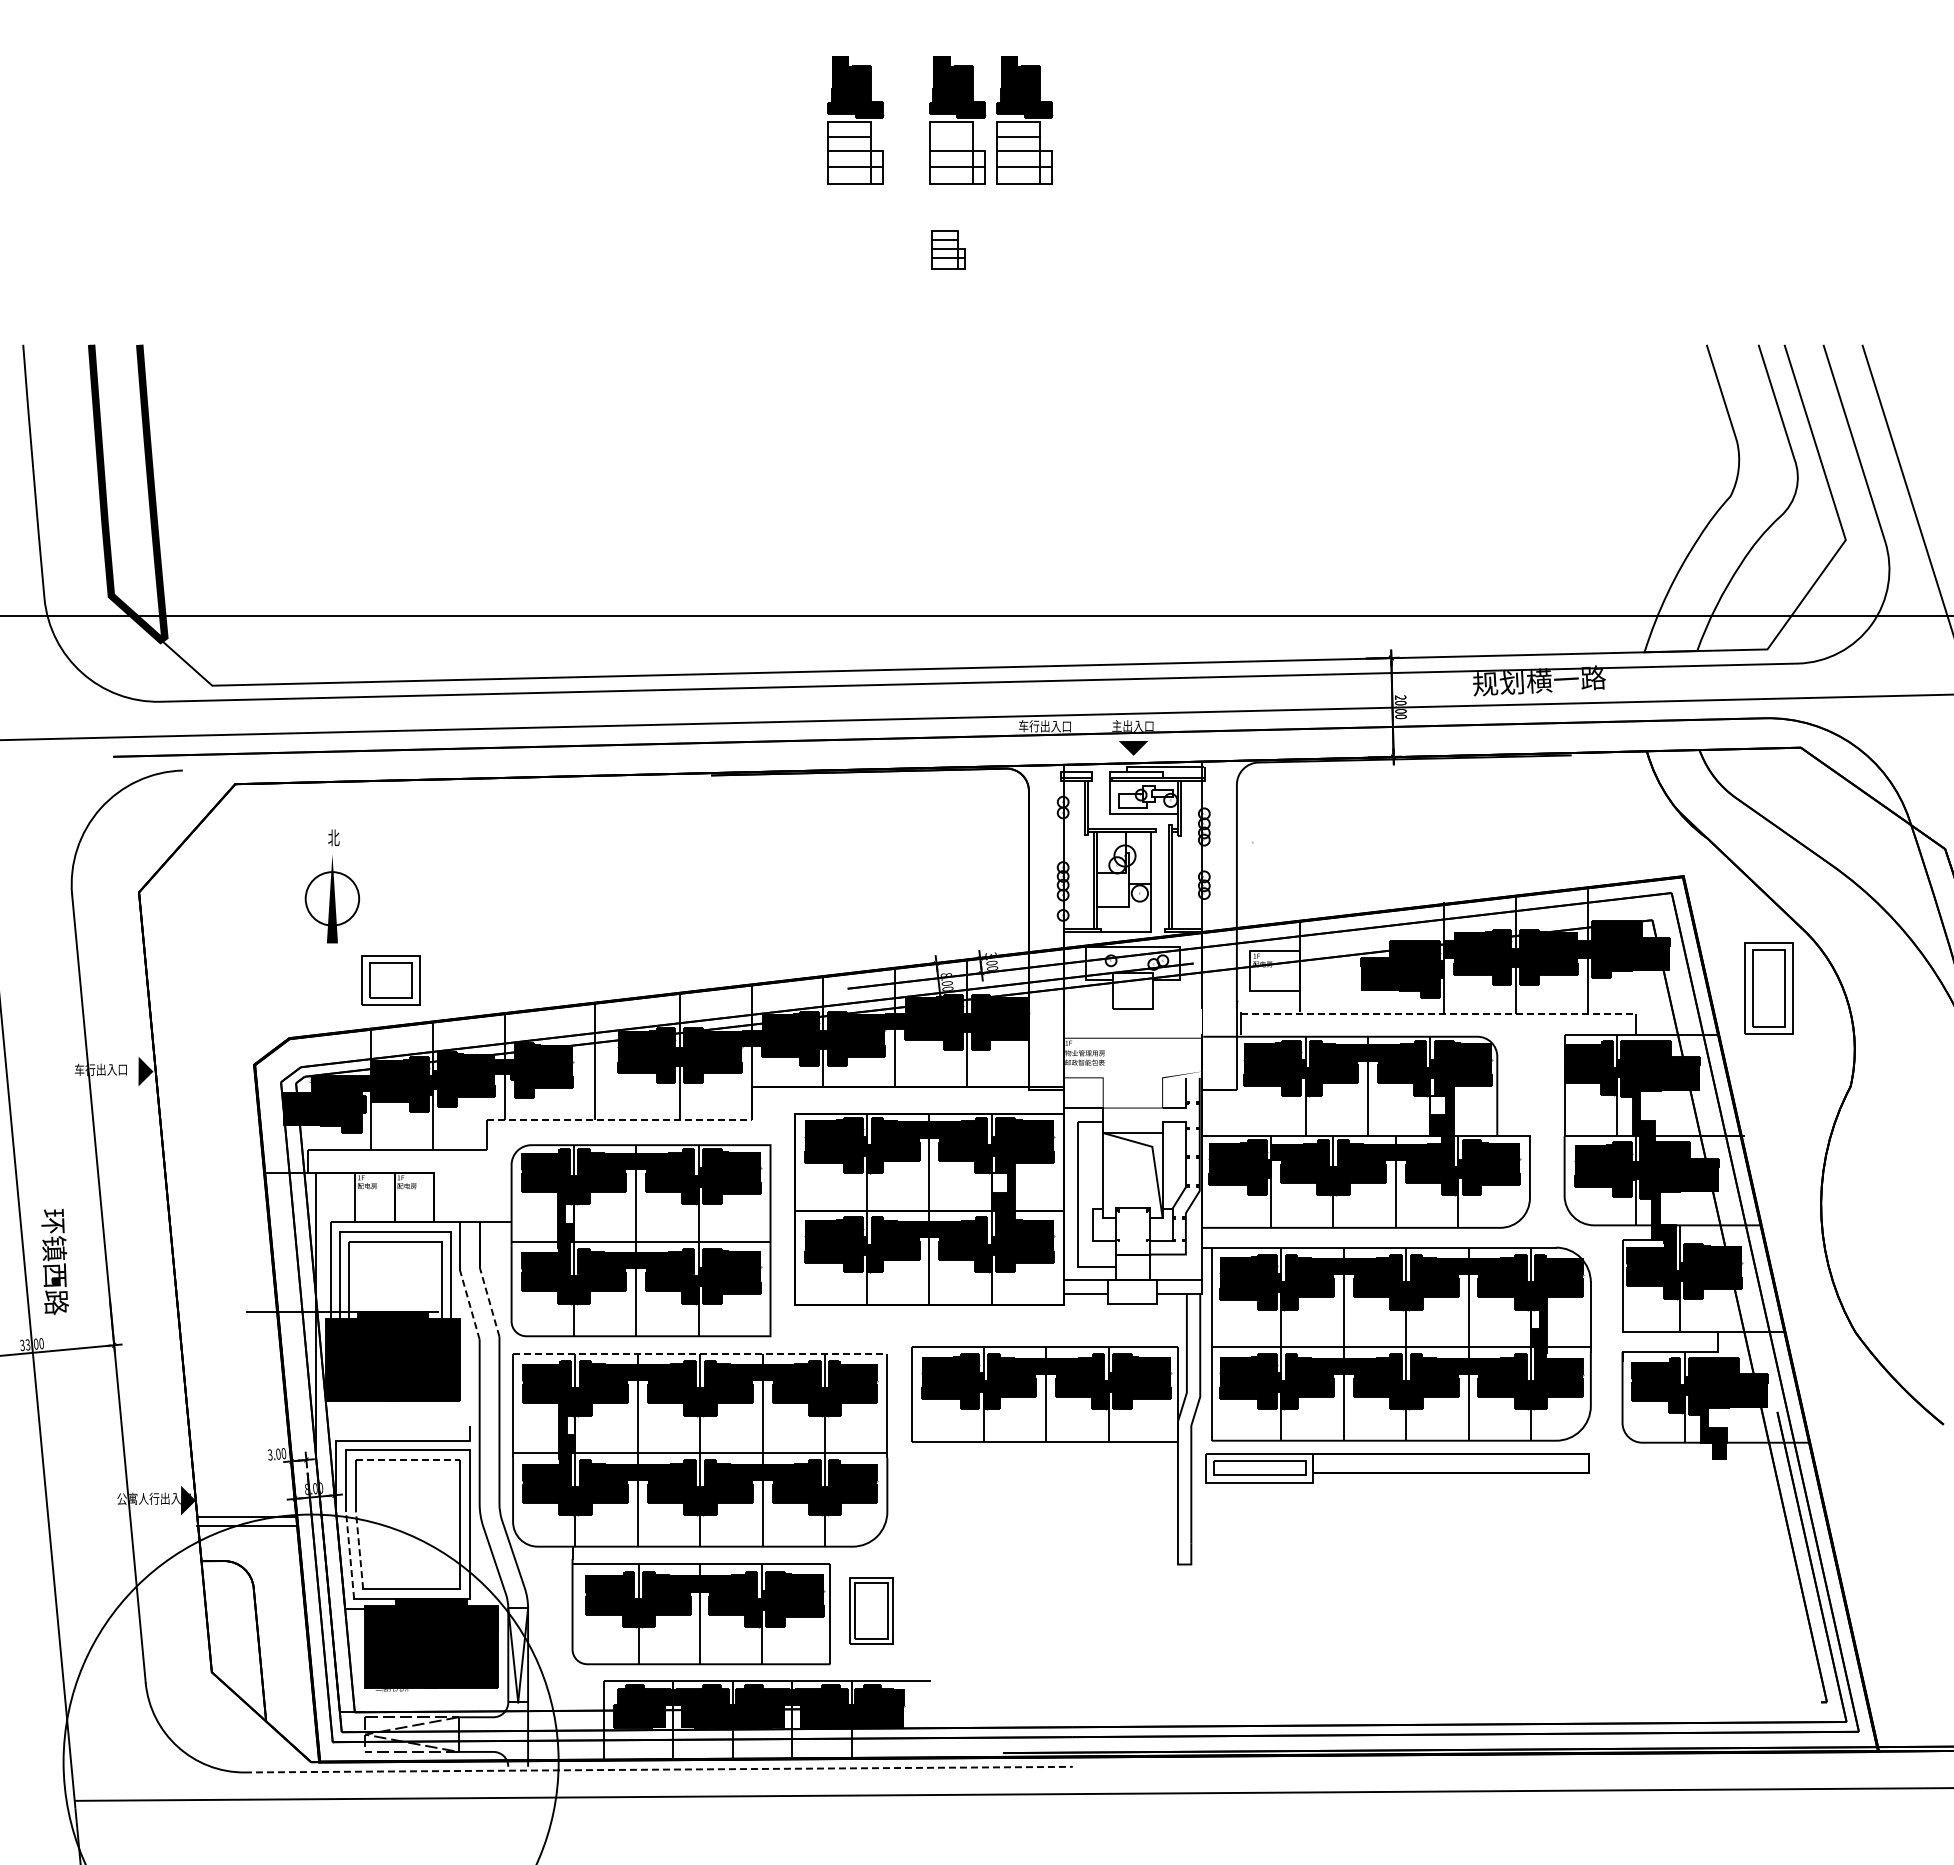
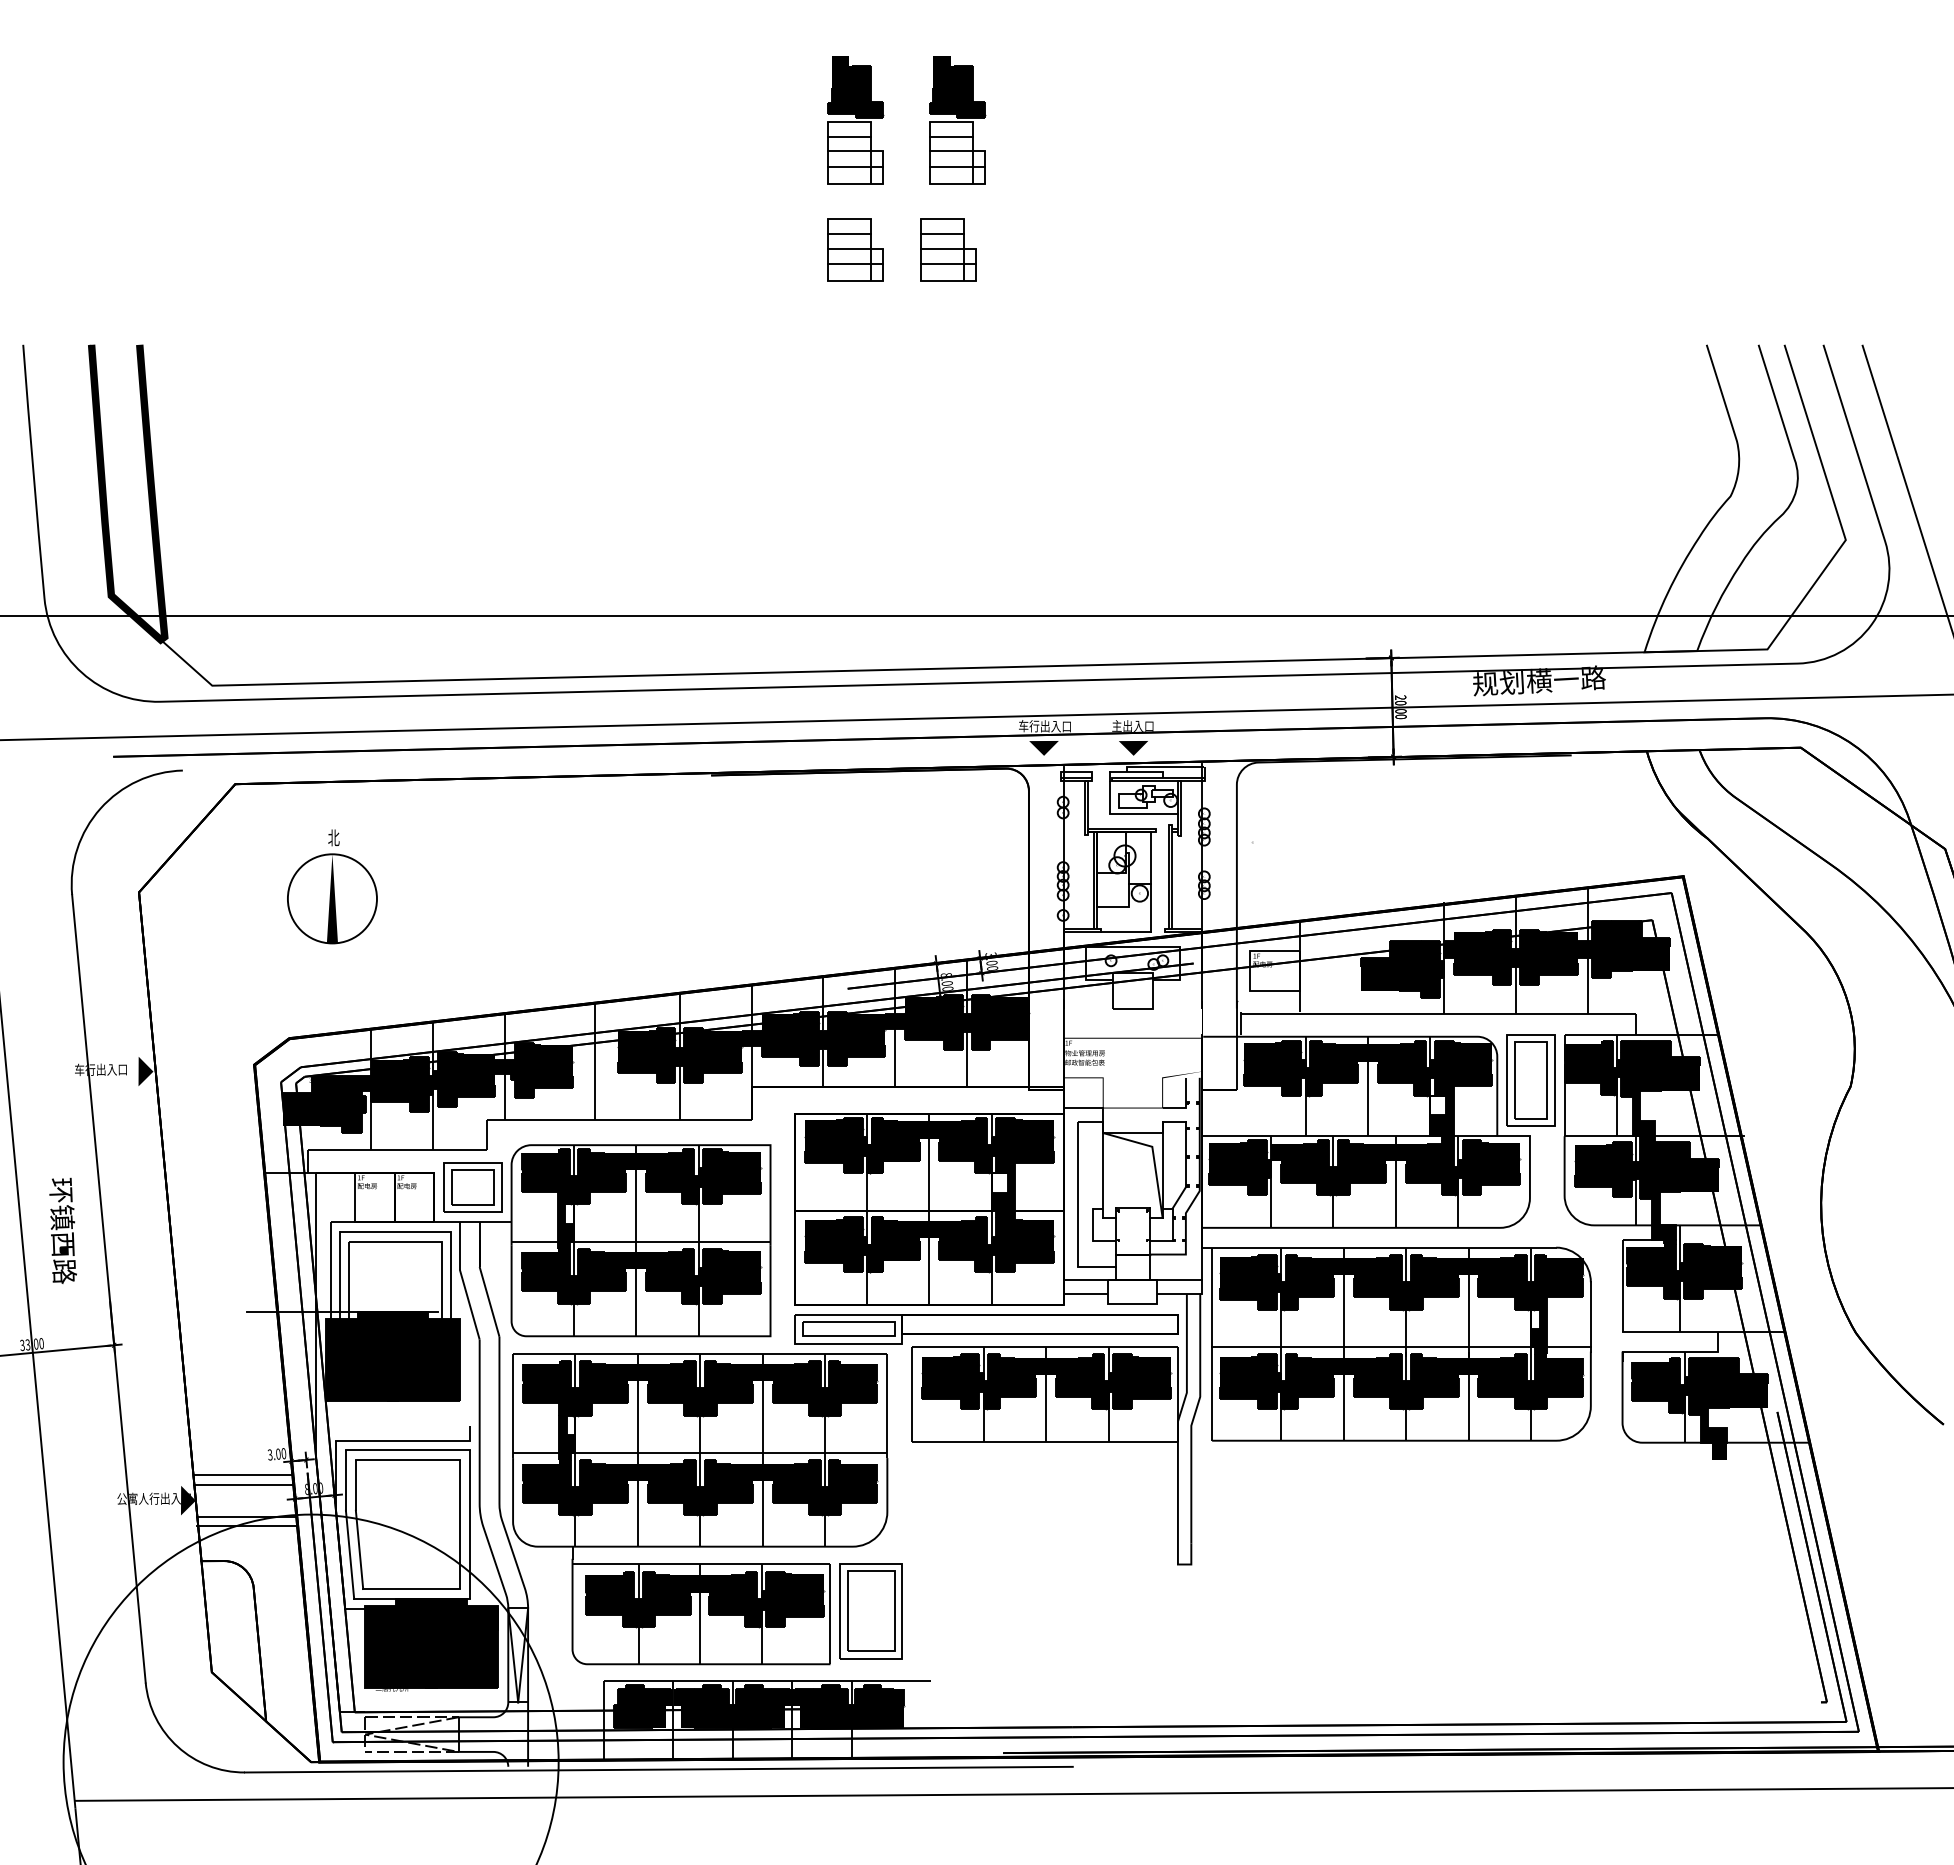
part: present -> none (1024, 120)
line: none -> present (950, 136)
part: none -> present (855, 249)
part size: 35x40 px -> 57x64 px (948, 249)
fill: none -> present (1043, 747)
circle diameter: 53 px -> 89 px (332, 898)
part position: (390, 980) -> (472, 1187) (472, 1187)
part position: (1768, 988) -> (1530, 1080) (1530, 1080)
line: dashed -> solid (1438, 1014)
line: dashed -> solid (619, 1120)
text position: (54, 1261) -> (62, 1230) (62, 1230)
line: dashed -> solid (489, 1301)
line: dashed -> solid (469, 1304)
line: dashed -> solid (700, 1353)
line: dashed -> solid (407, 1460)
part position: (1397, 1468) -> (986, 1329) (986, 1329)
line: none -> present (243, 1474)
line: none -> present (243, 1484)
line: dashed -> solid (359, 1549)
line: dashed -> solid (350, 1554)
part size: 45x68 px -> 64x97 px (870, 1611)
line: dashed -> solid (658, 1769)
